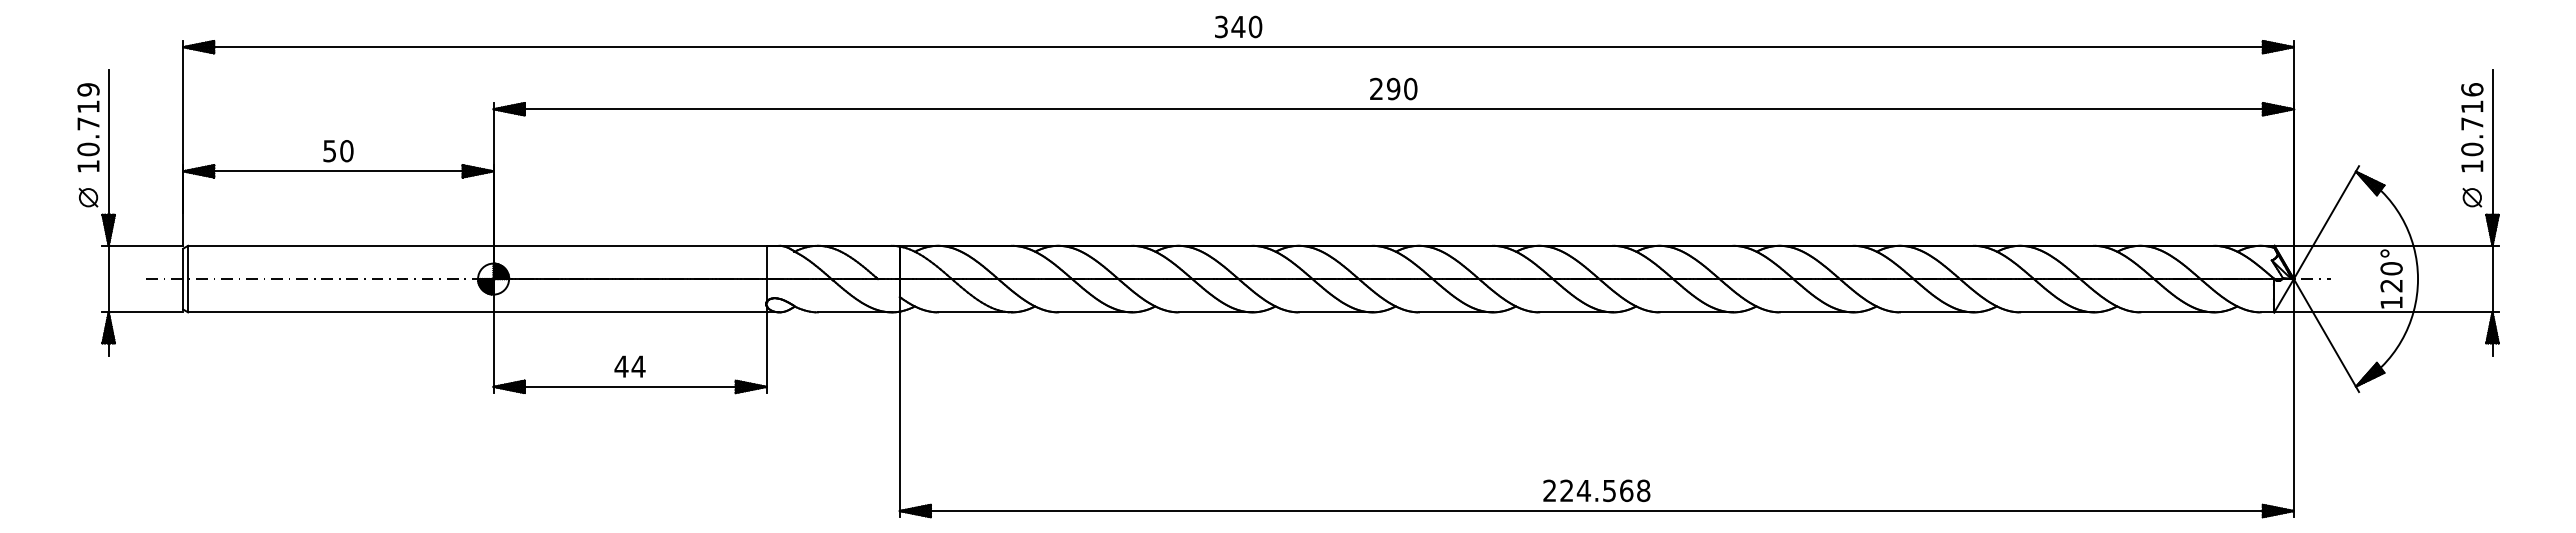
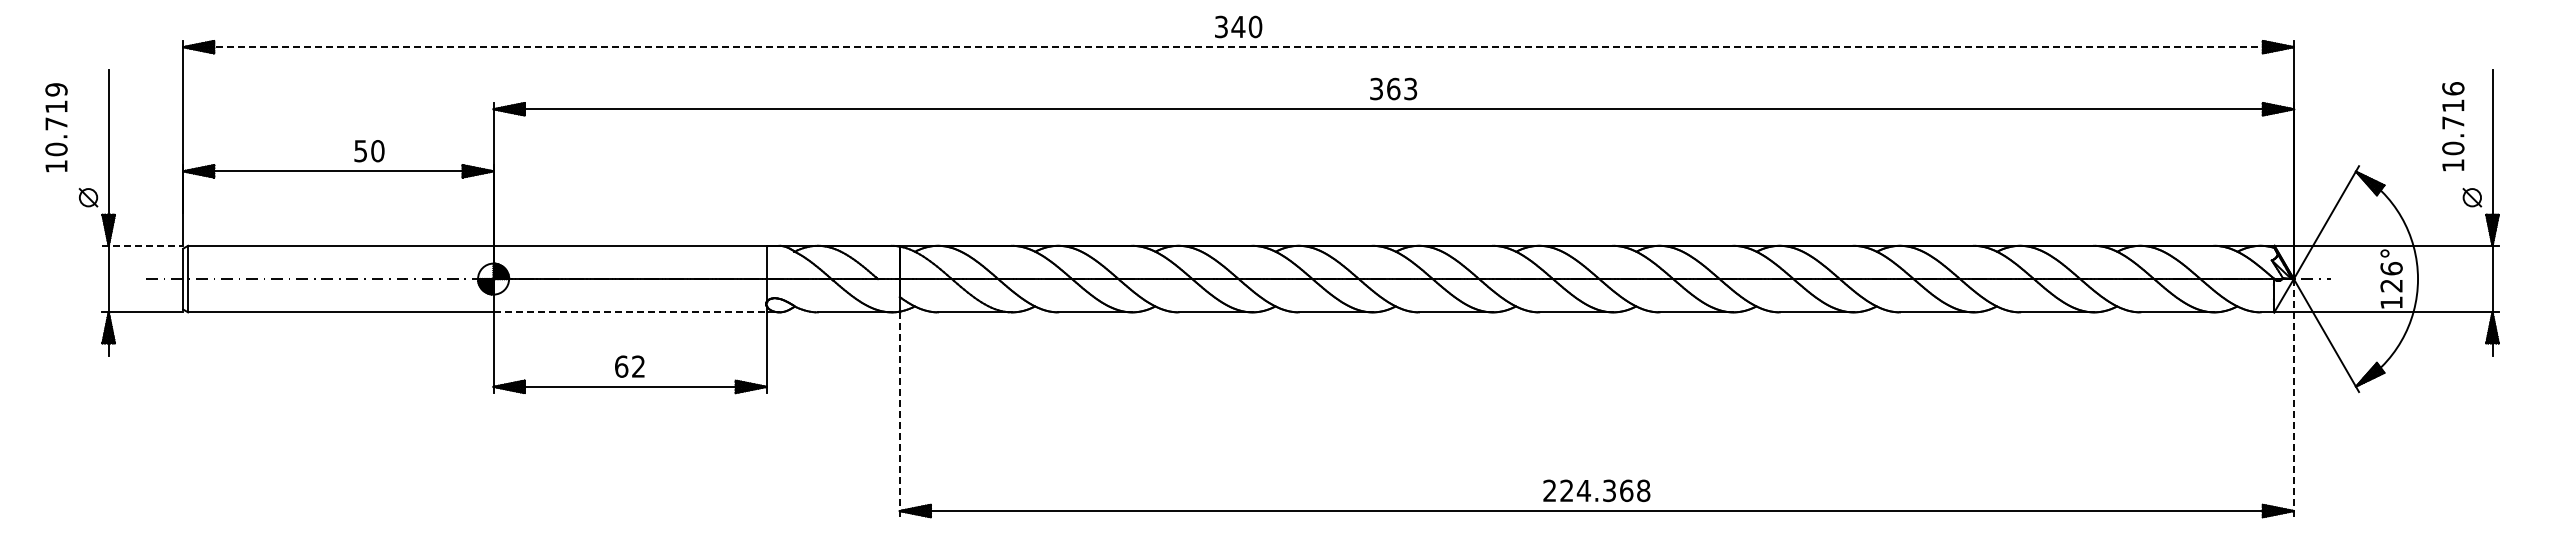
line: solid -> dashed (1239, 47)
text: 290 -> 363 (1393, 88)
text position: (88, 127) -> (56, 127) (56, 127)
text position: (2472, 127) -> (2453, 126) (2453, 126)
text position: (338, 151) -> (369, 151) (369, 151)
line: solid -> dashed (143, 245)
text: 120° -> 126° (2391, 268)
line: solid -> dashed (630, 312)
text: 44 -> 62 (629, 366)
line: solid -> dashed (2293, 397)
line: solid -> dashed (899, 415)
text: 224.568 -> 224.368 (1609, 490)
